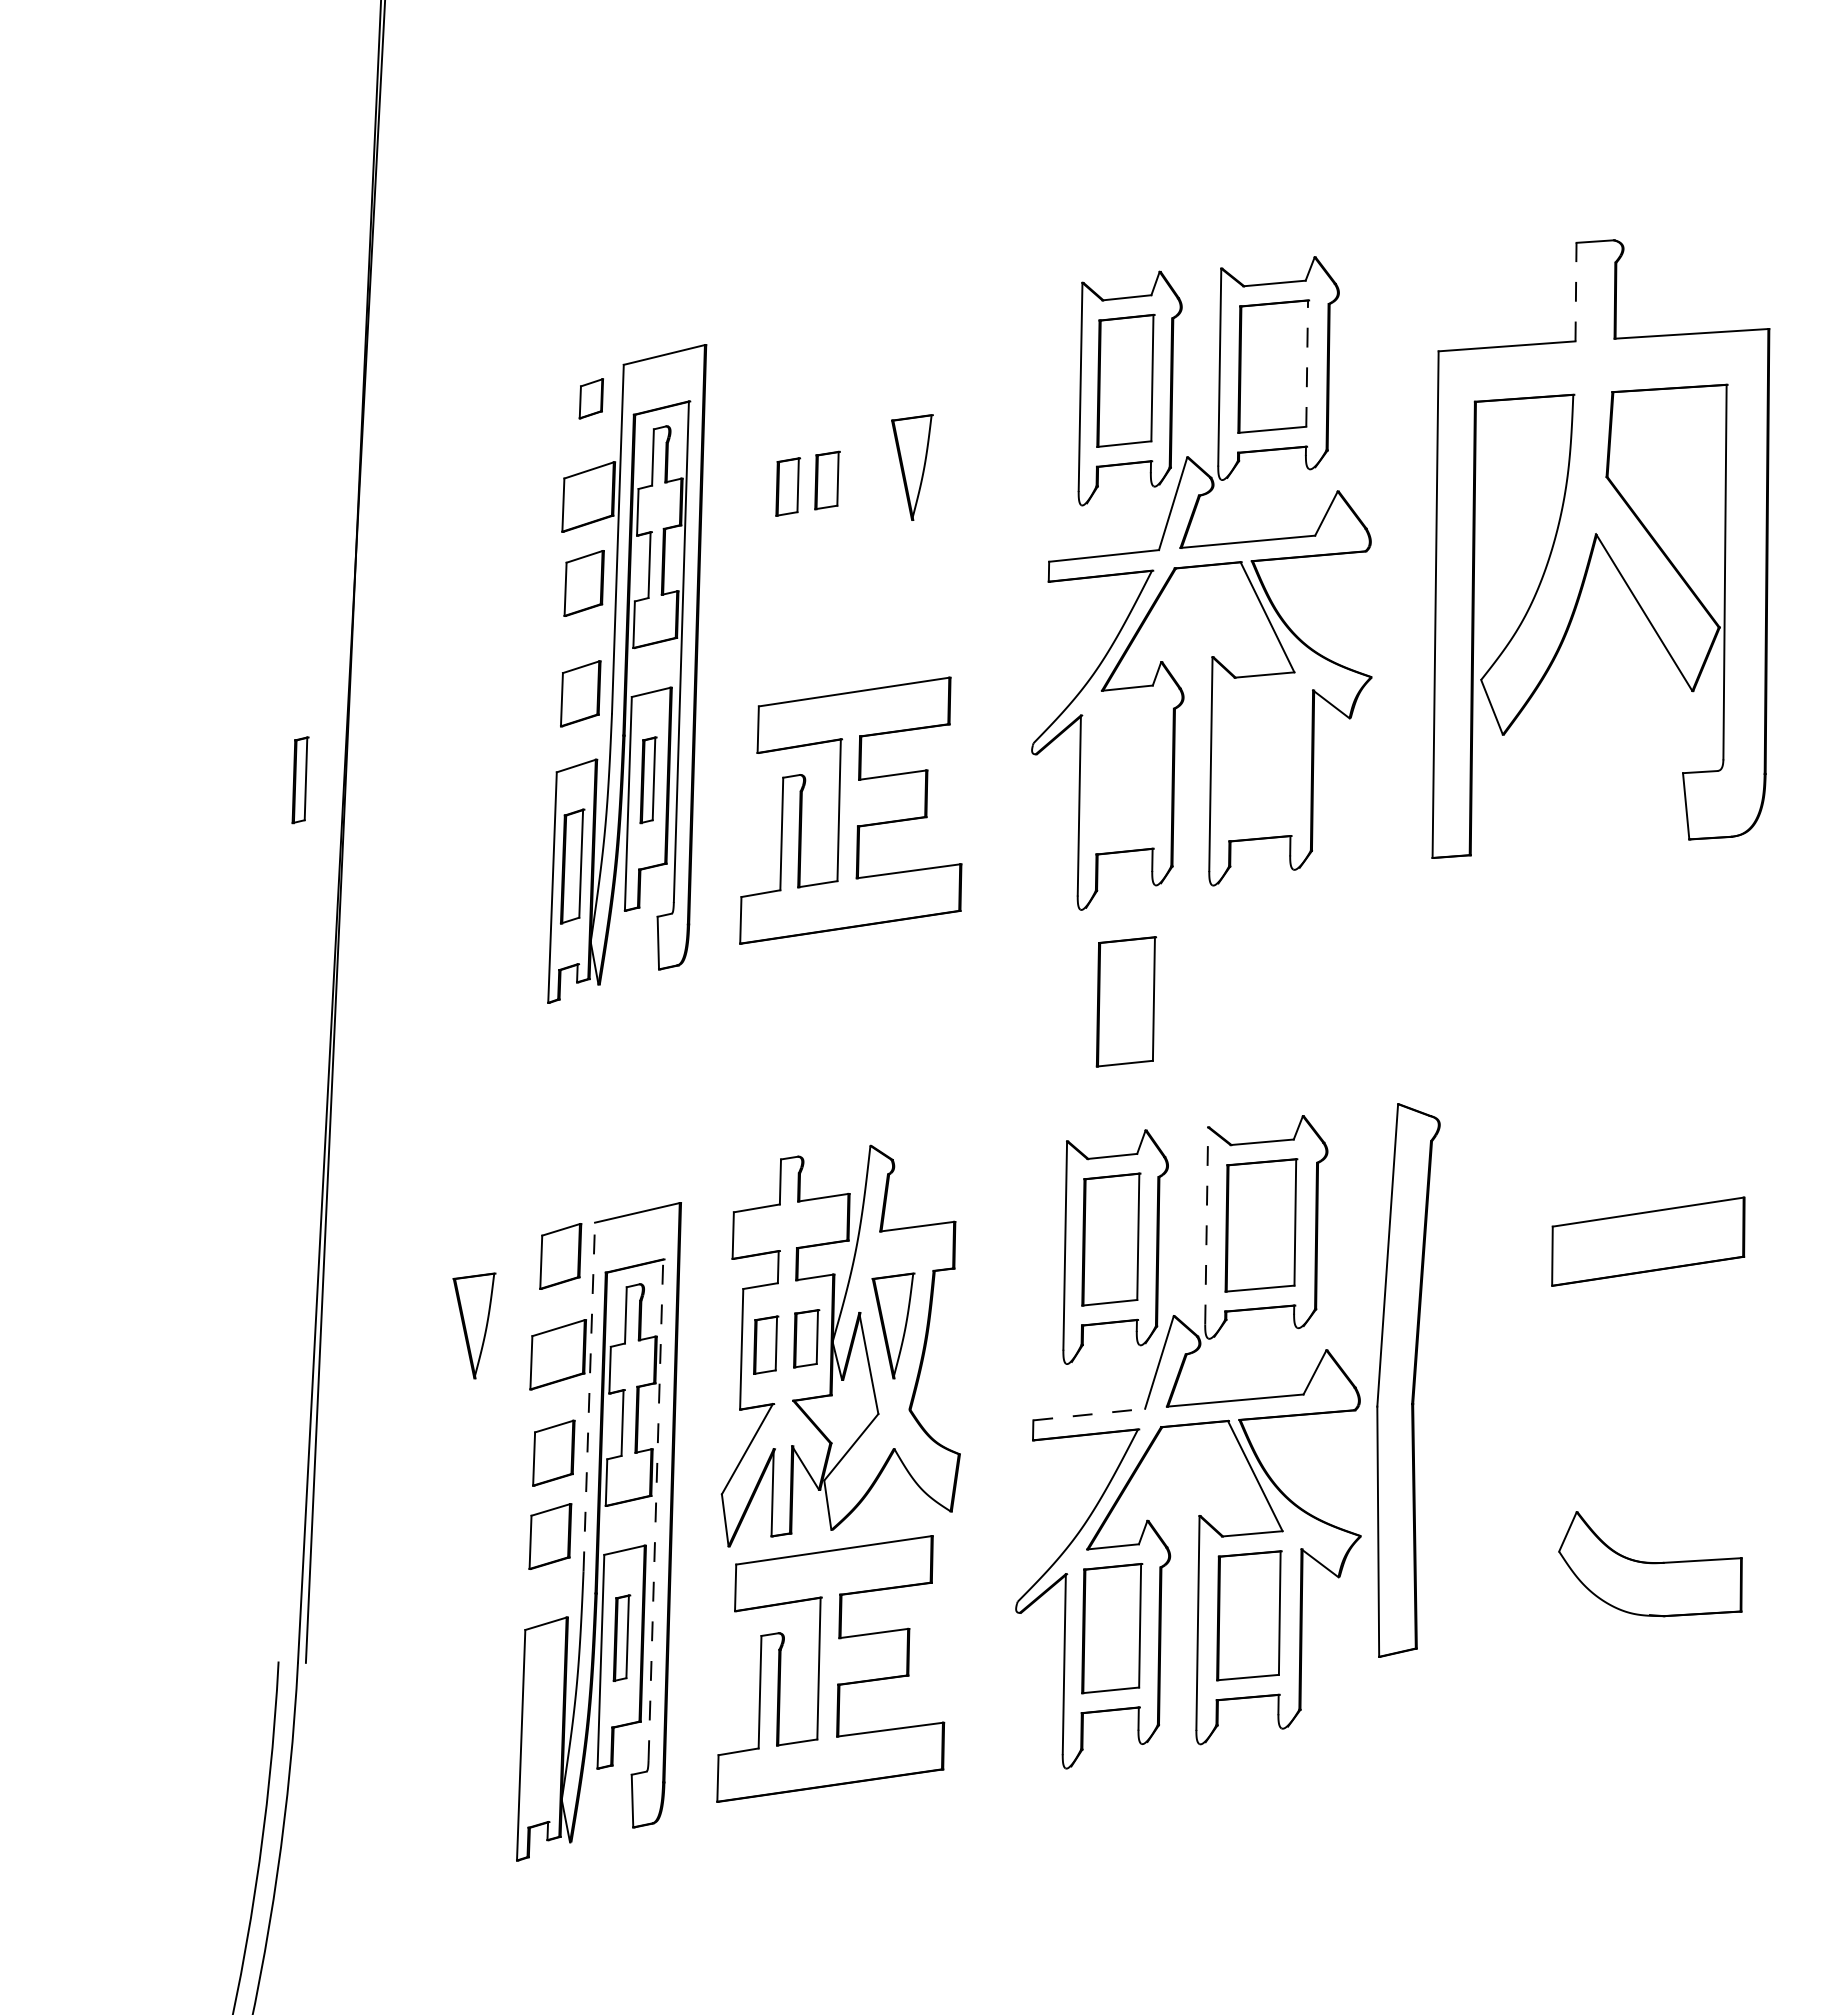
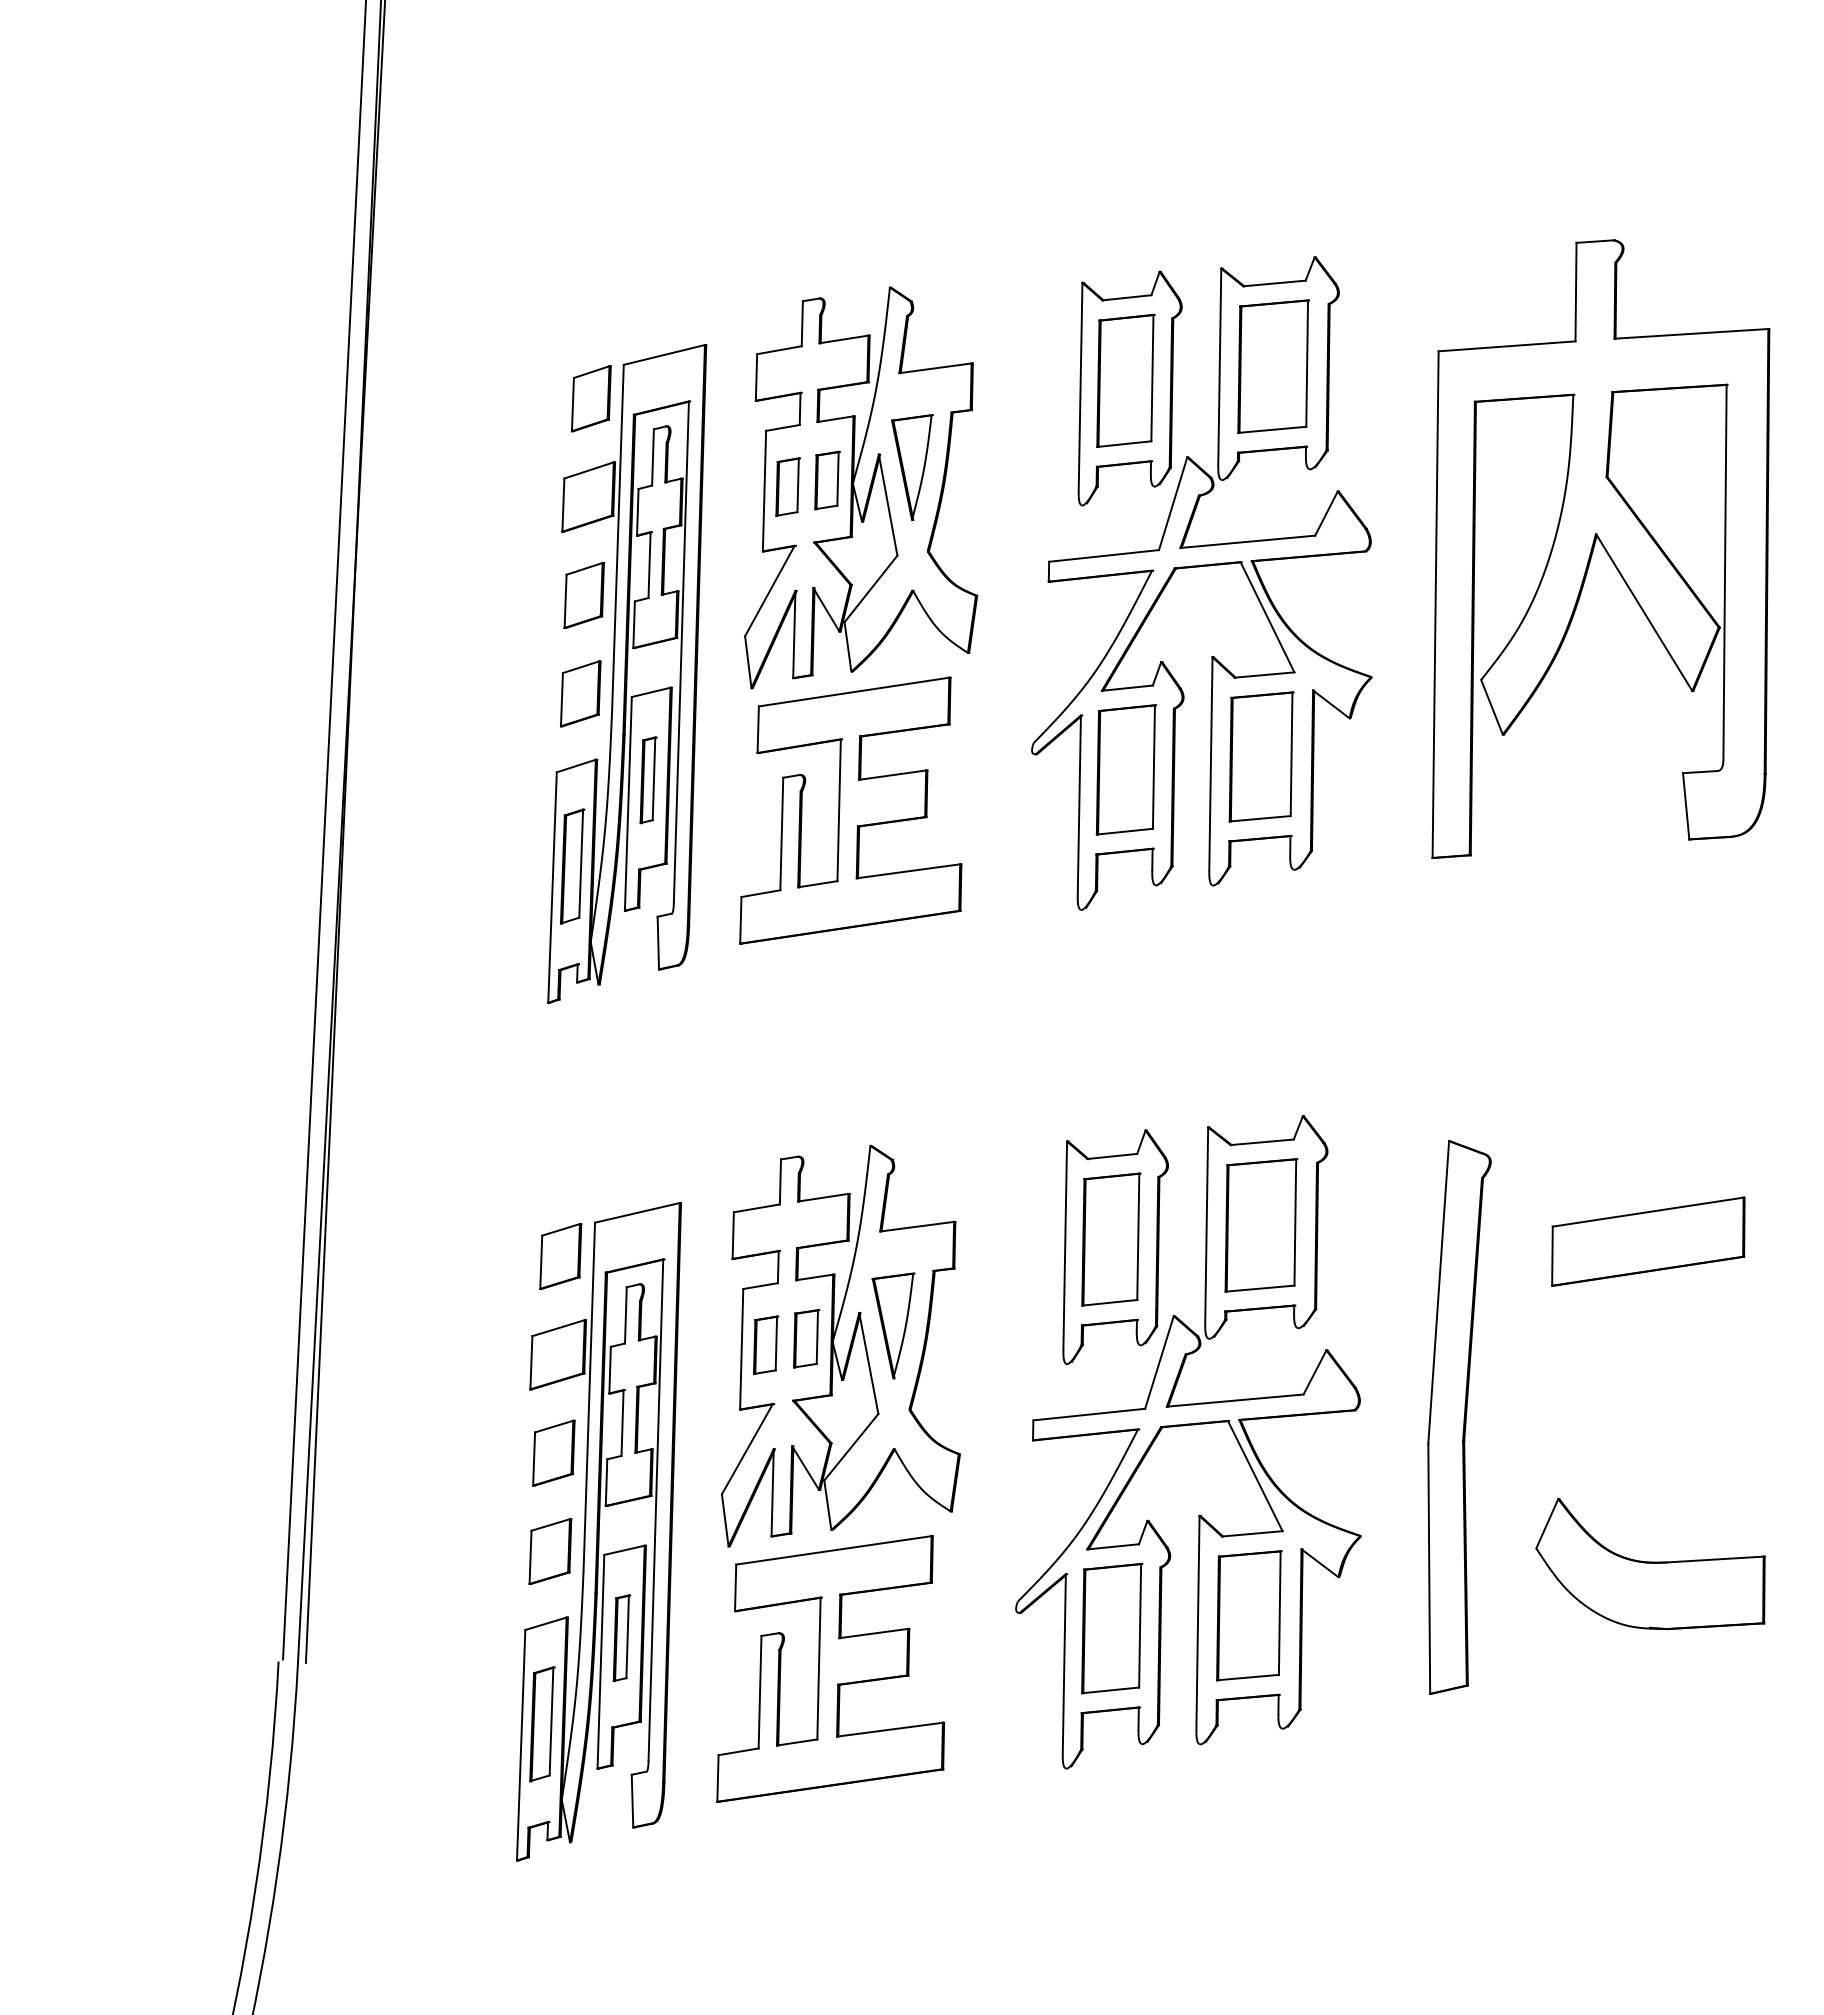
line: dashed -> solid (1576, 291)
line: dashed -> solid (1307, 363)
part size: 26x42 px -> 41x68 px (591, 398)
part: none -> present (861, 487)
part position: (583, 583) -> (583, 595) (583, 595)
part: none -> present (1261, 756)
part: present -> none (300, 780)
line: none -> present (324, 830)
part position: (1125, 1001) -> (1125, 769) (1125, 769)
line: dashed -> solid (1206, 1225)
part: present -> none (474, 1325)
part position: (1408, 1380) -> (1459, 1417) (1459, 1417)
line: dashed -> solid (589, 1396)
line: dashed -> solid (1089, 1414)
line: dashed -> solid (655, 1509)
part position: (550, 1536) -> (550, 1551) (550, 1551)
part size: 185x107 px -> 231x133 px (1650, 1564)
part: none -> present (542, 1724)
